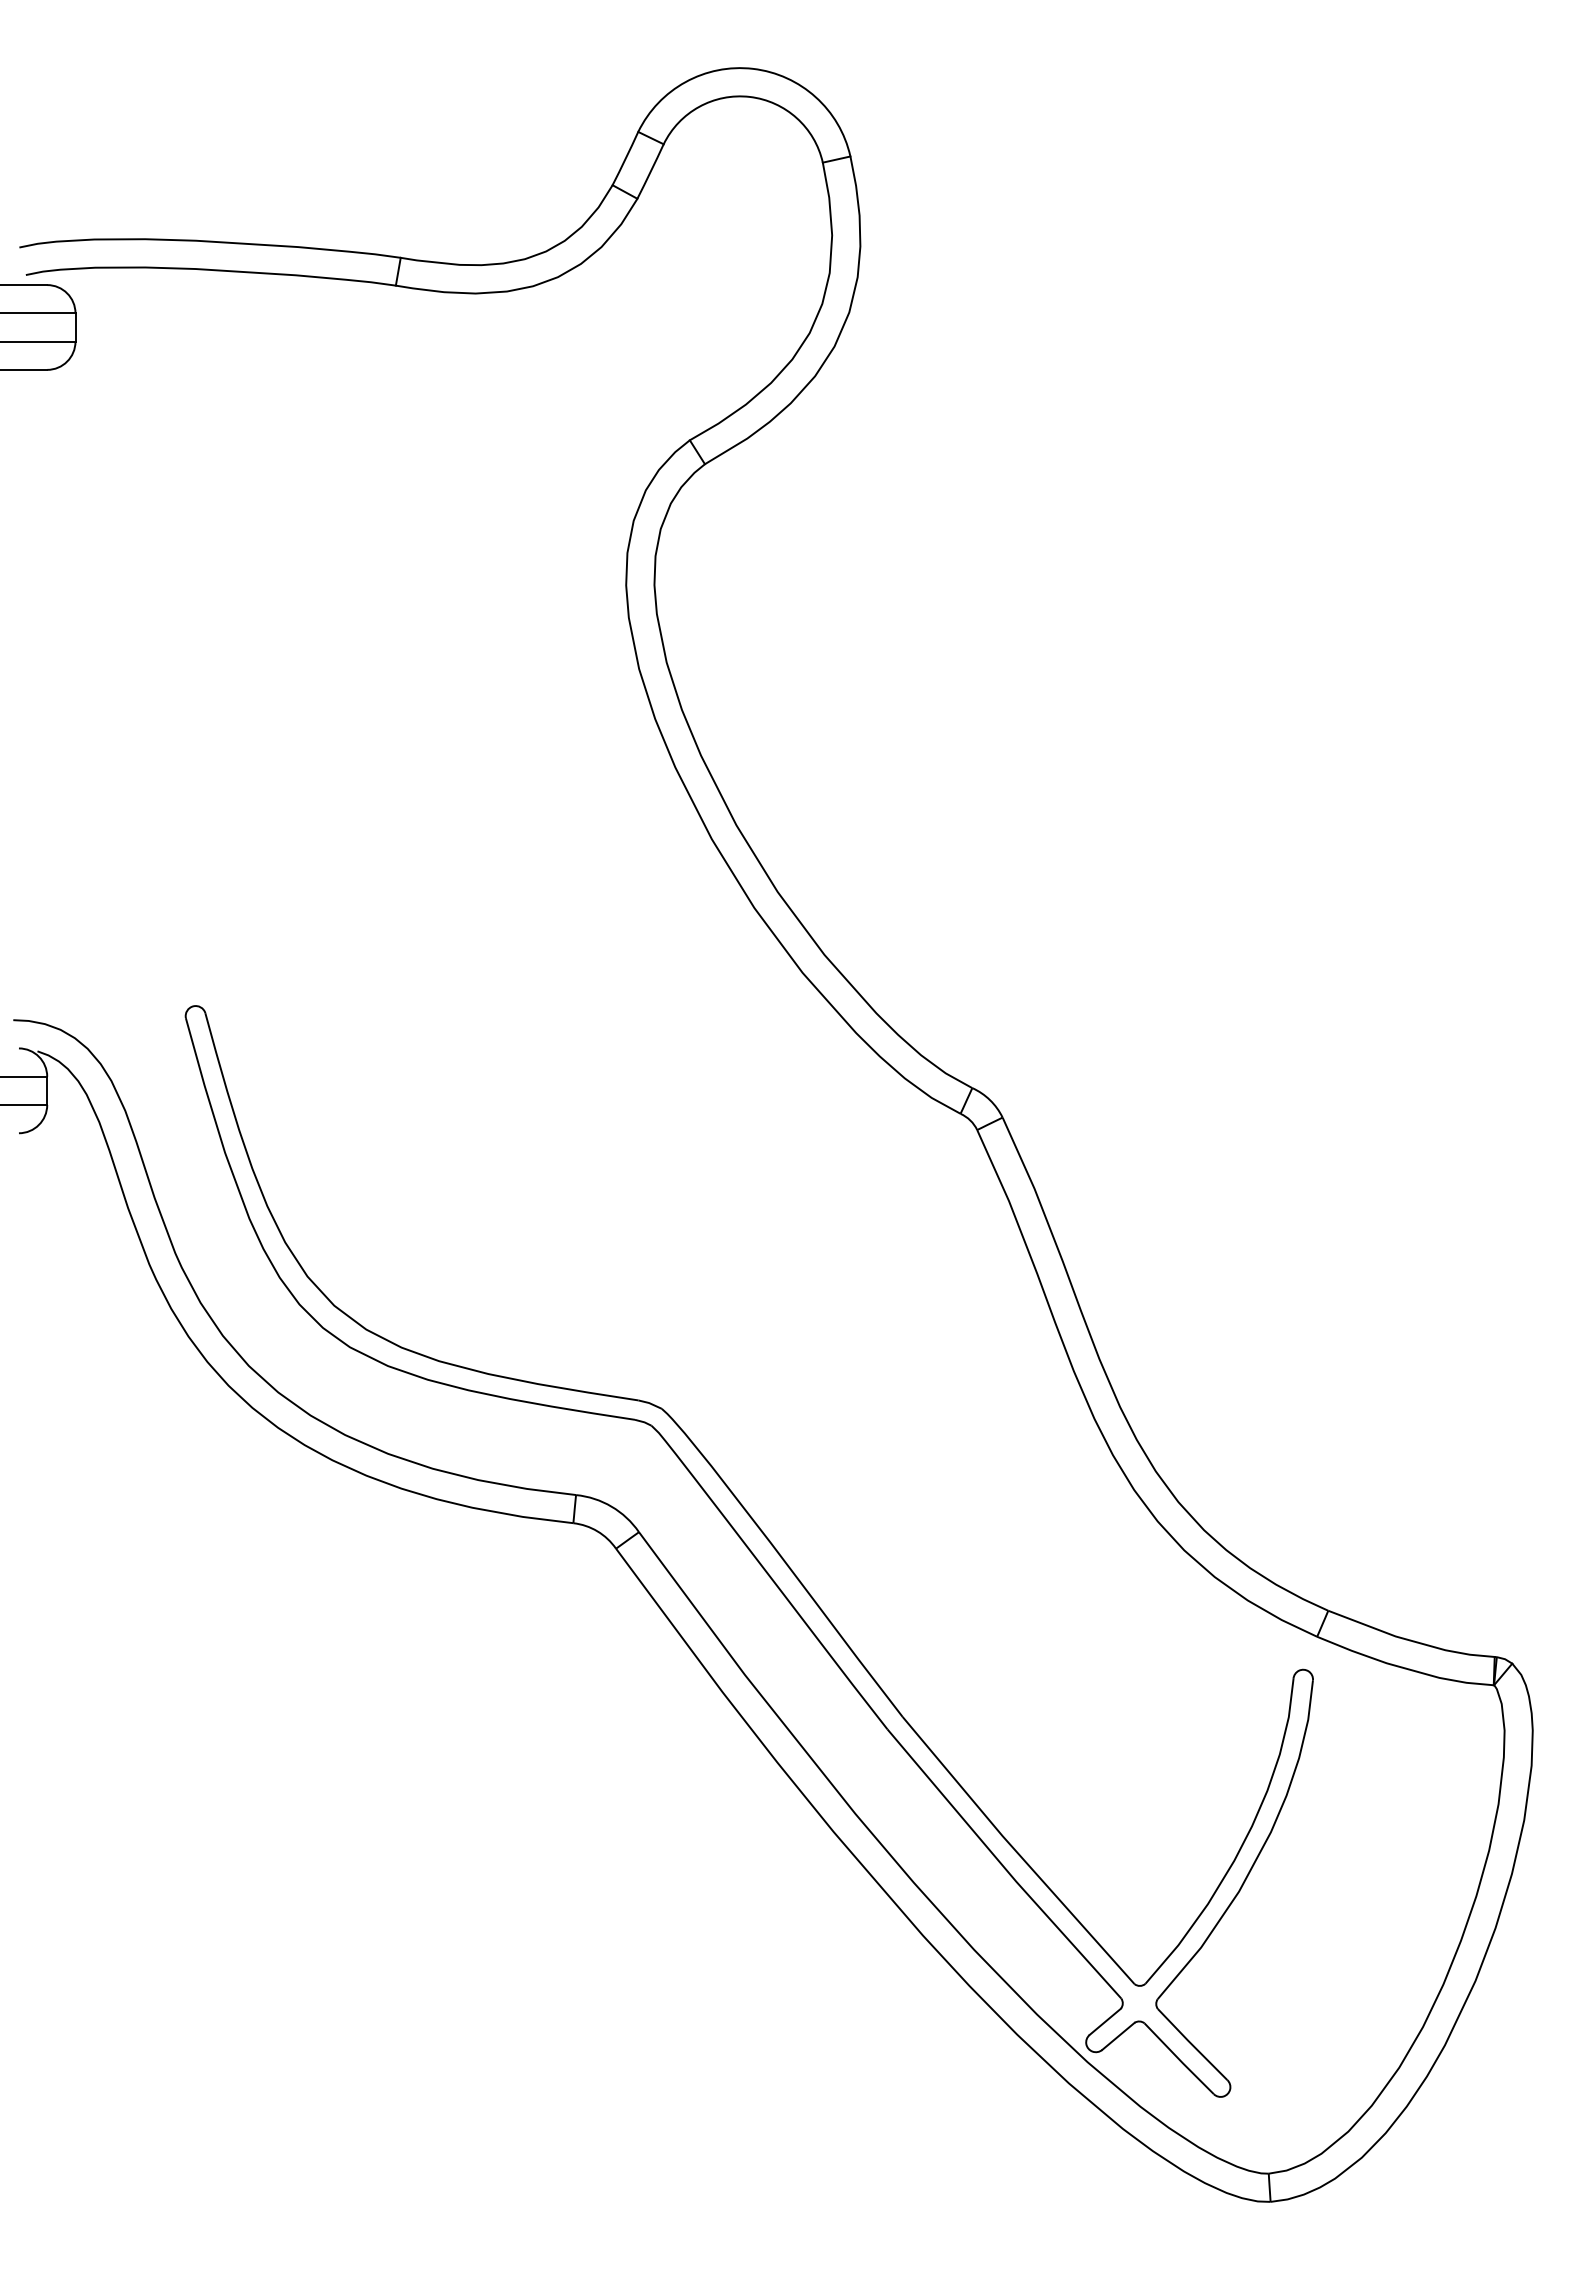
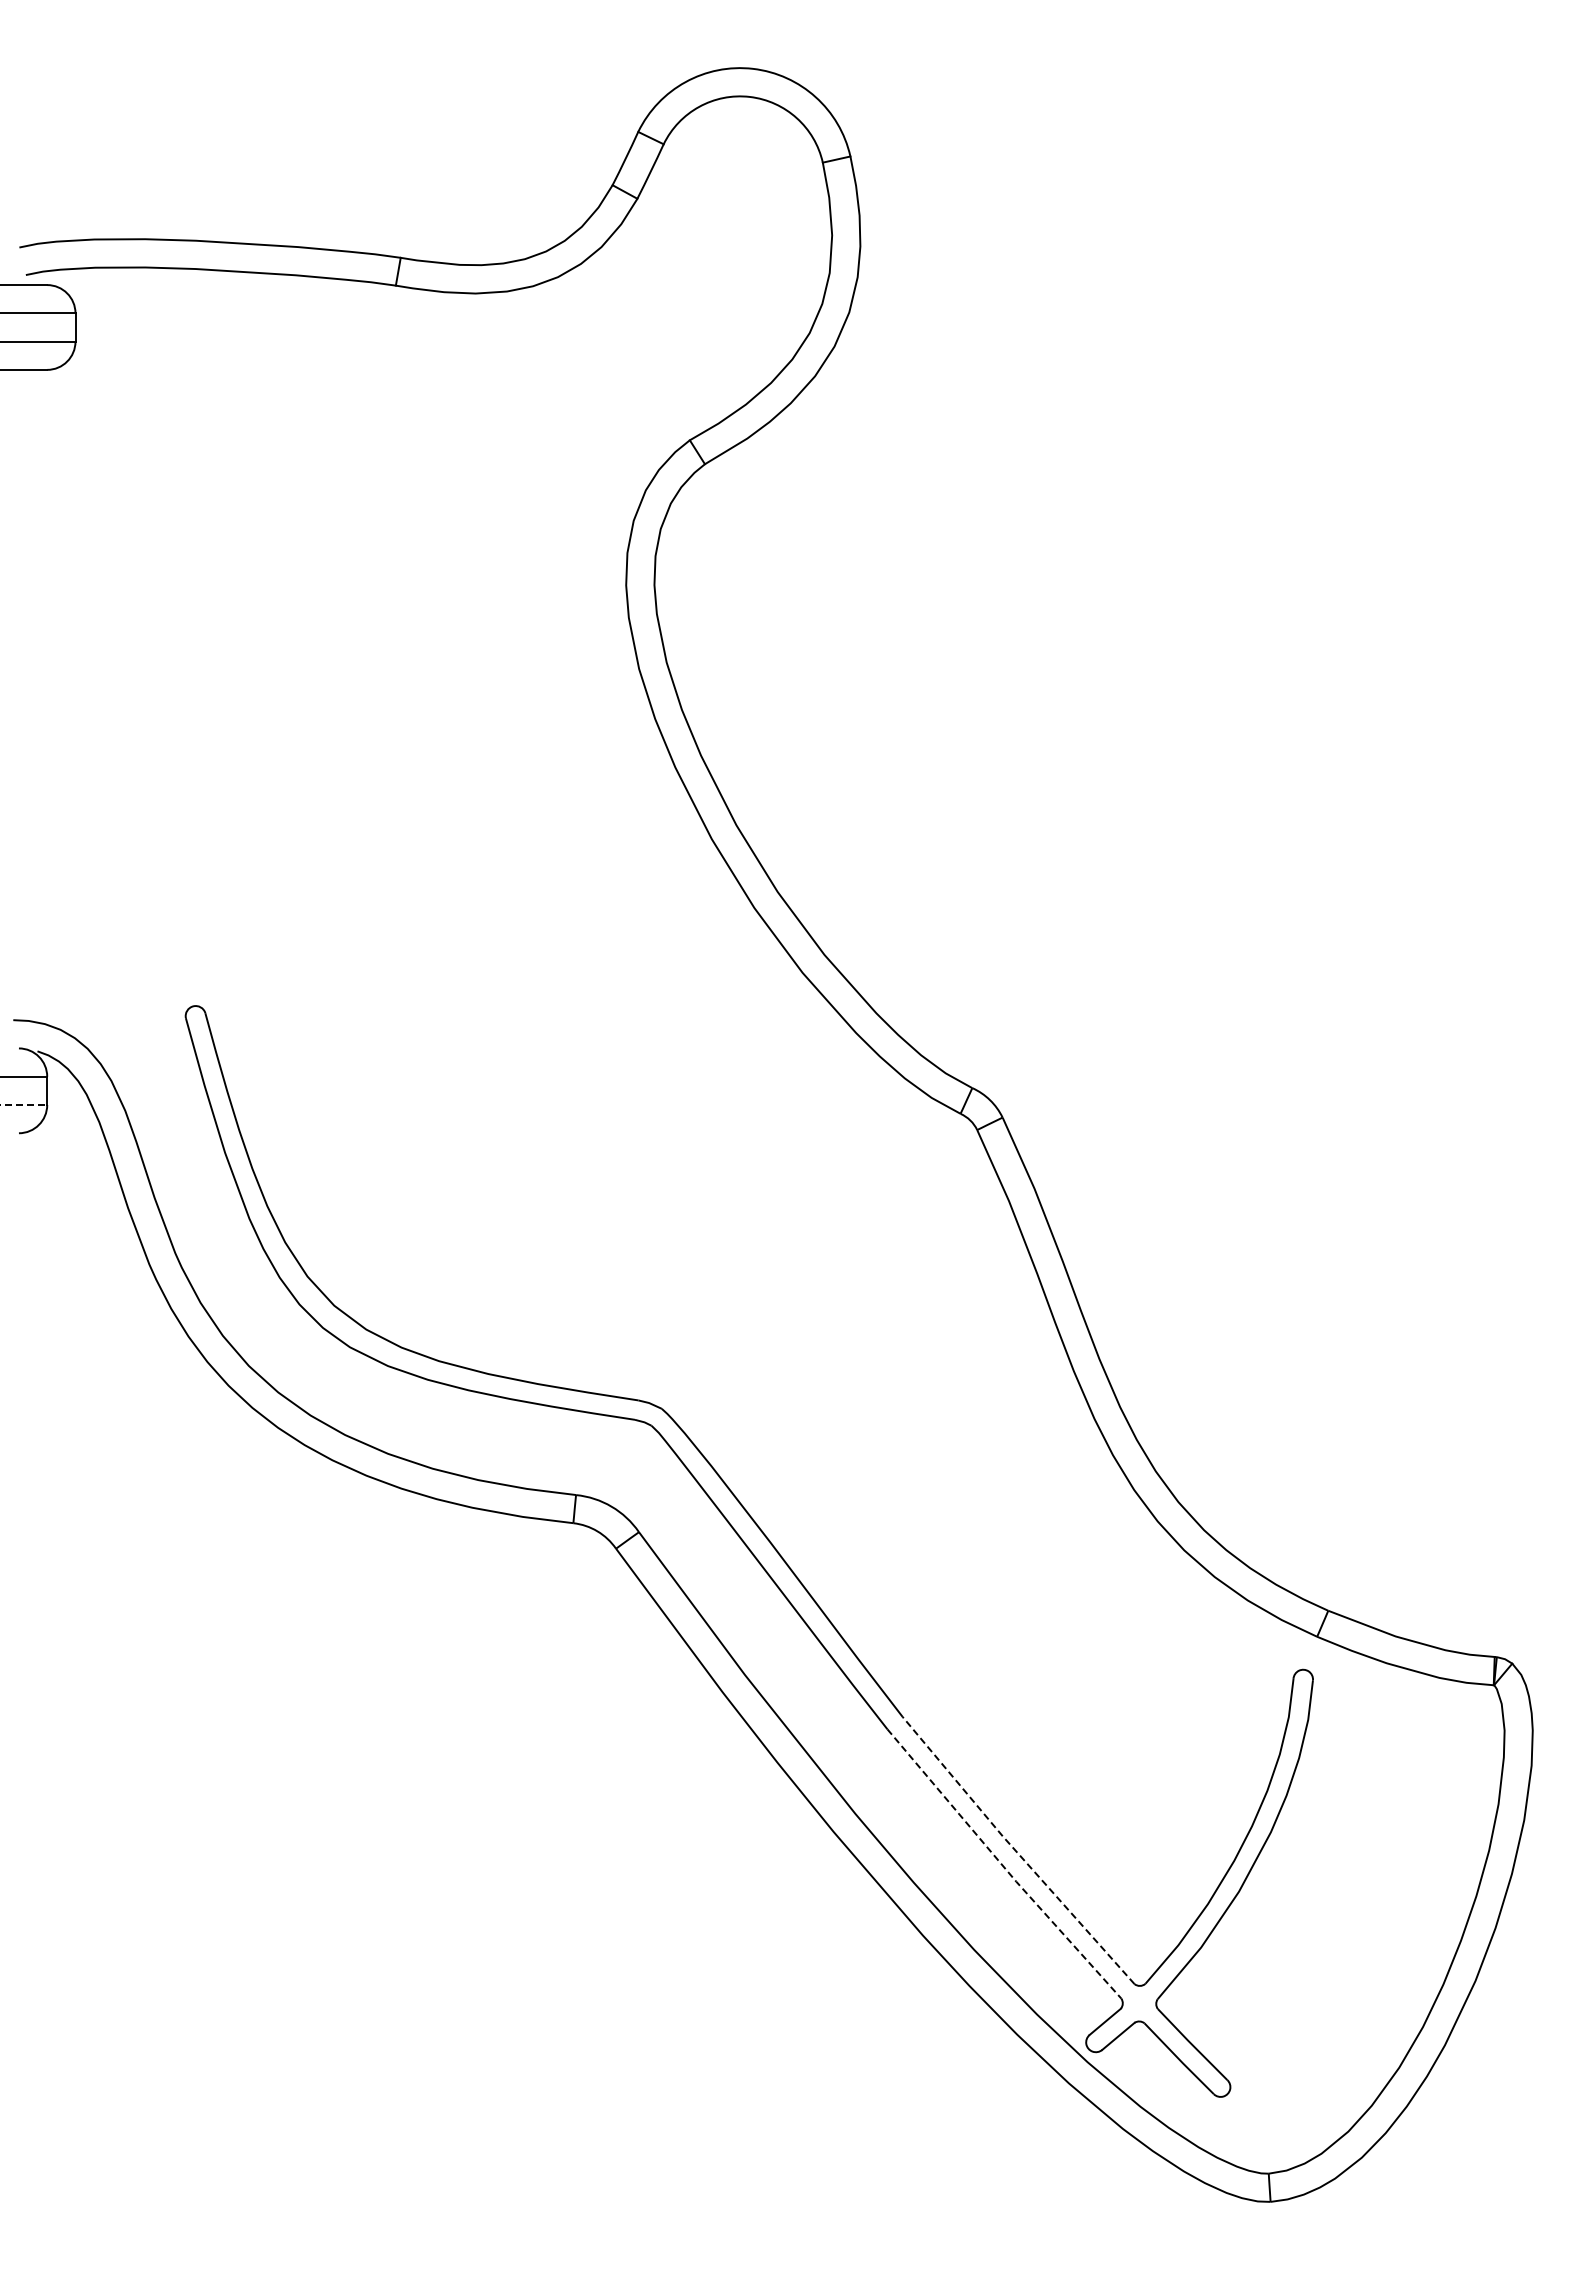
line: solid -> dashed (24, 1104)
line: solid -> dashed (1016, 1851)
line: solid -> dashed (1002, 1865)
